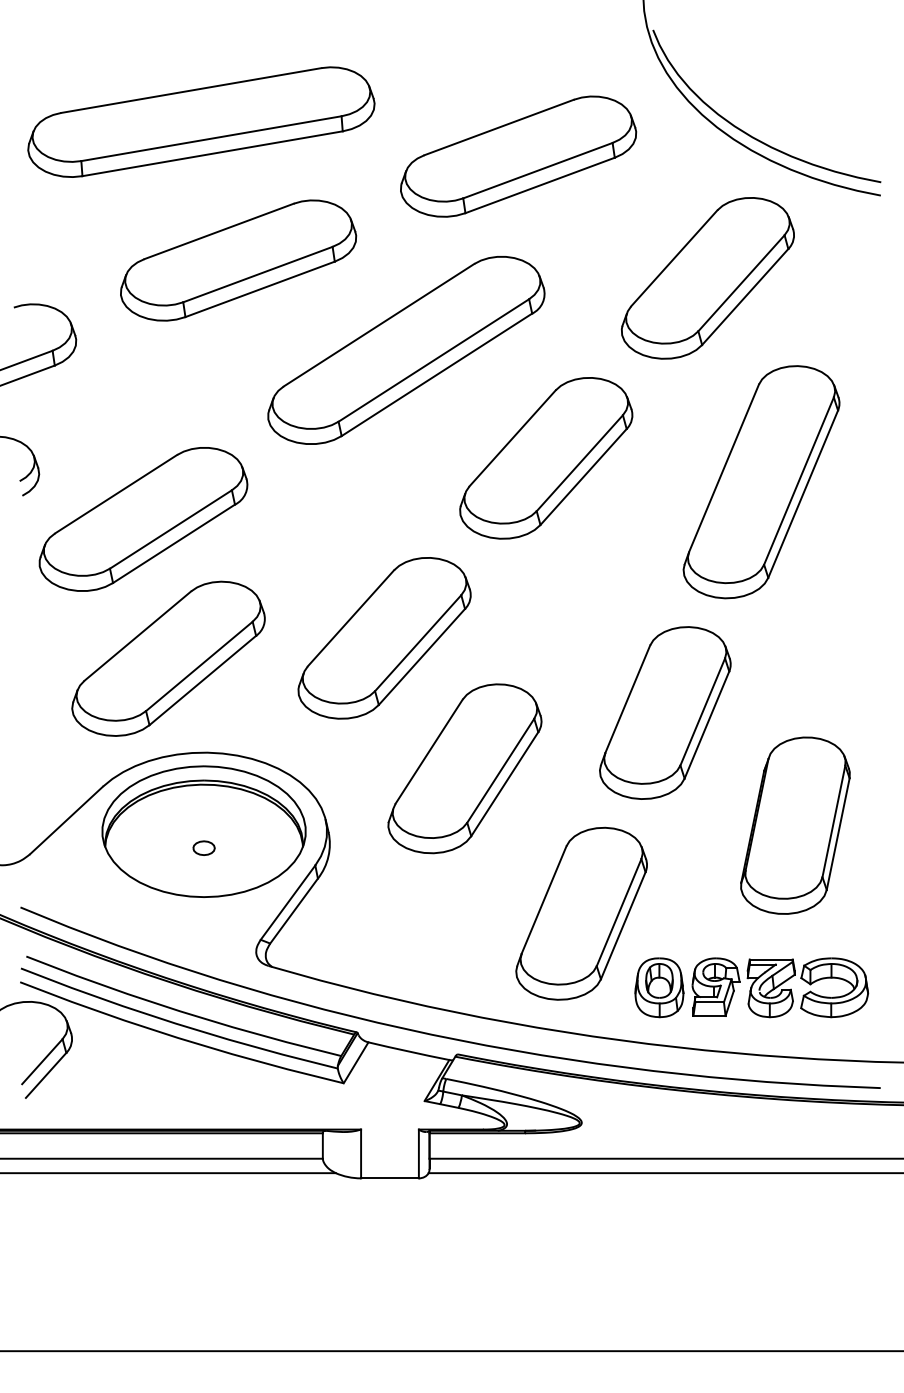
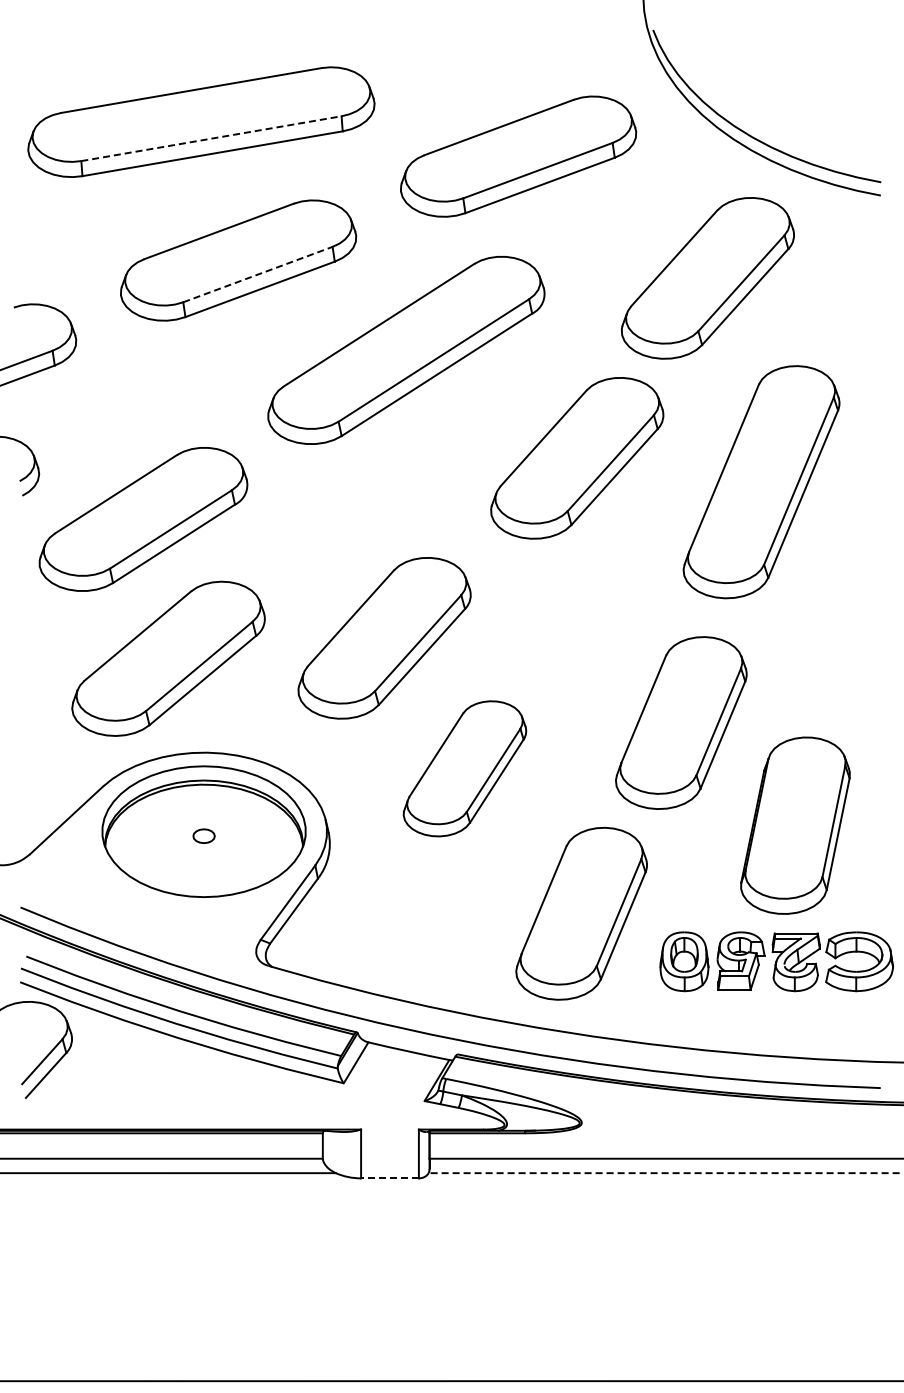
line: solid -> dashed (211, 138)
line: solid -> dashed (257, 274)
part position: (546, 458) -> (577, 458) (577, 458)
part position: (665, 712) -> (681, 722) (681, 722)
part size: 156x172 px -> 126x138 px (464, 768)
part position: (203, 847) -> (203, 835) (203, 835)
part position: (751, 987) -> (776, 961) (776, 961)
line: solid -> dashed (665, 1173)
line: solid -> dashed (389, 1178)
line position: (451, 1351) -> (451, 1381) (451, 1381)
